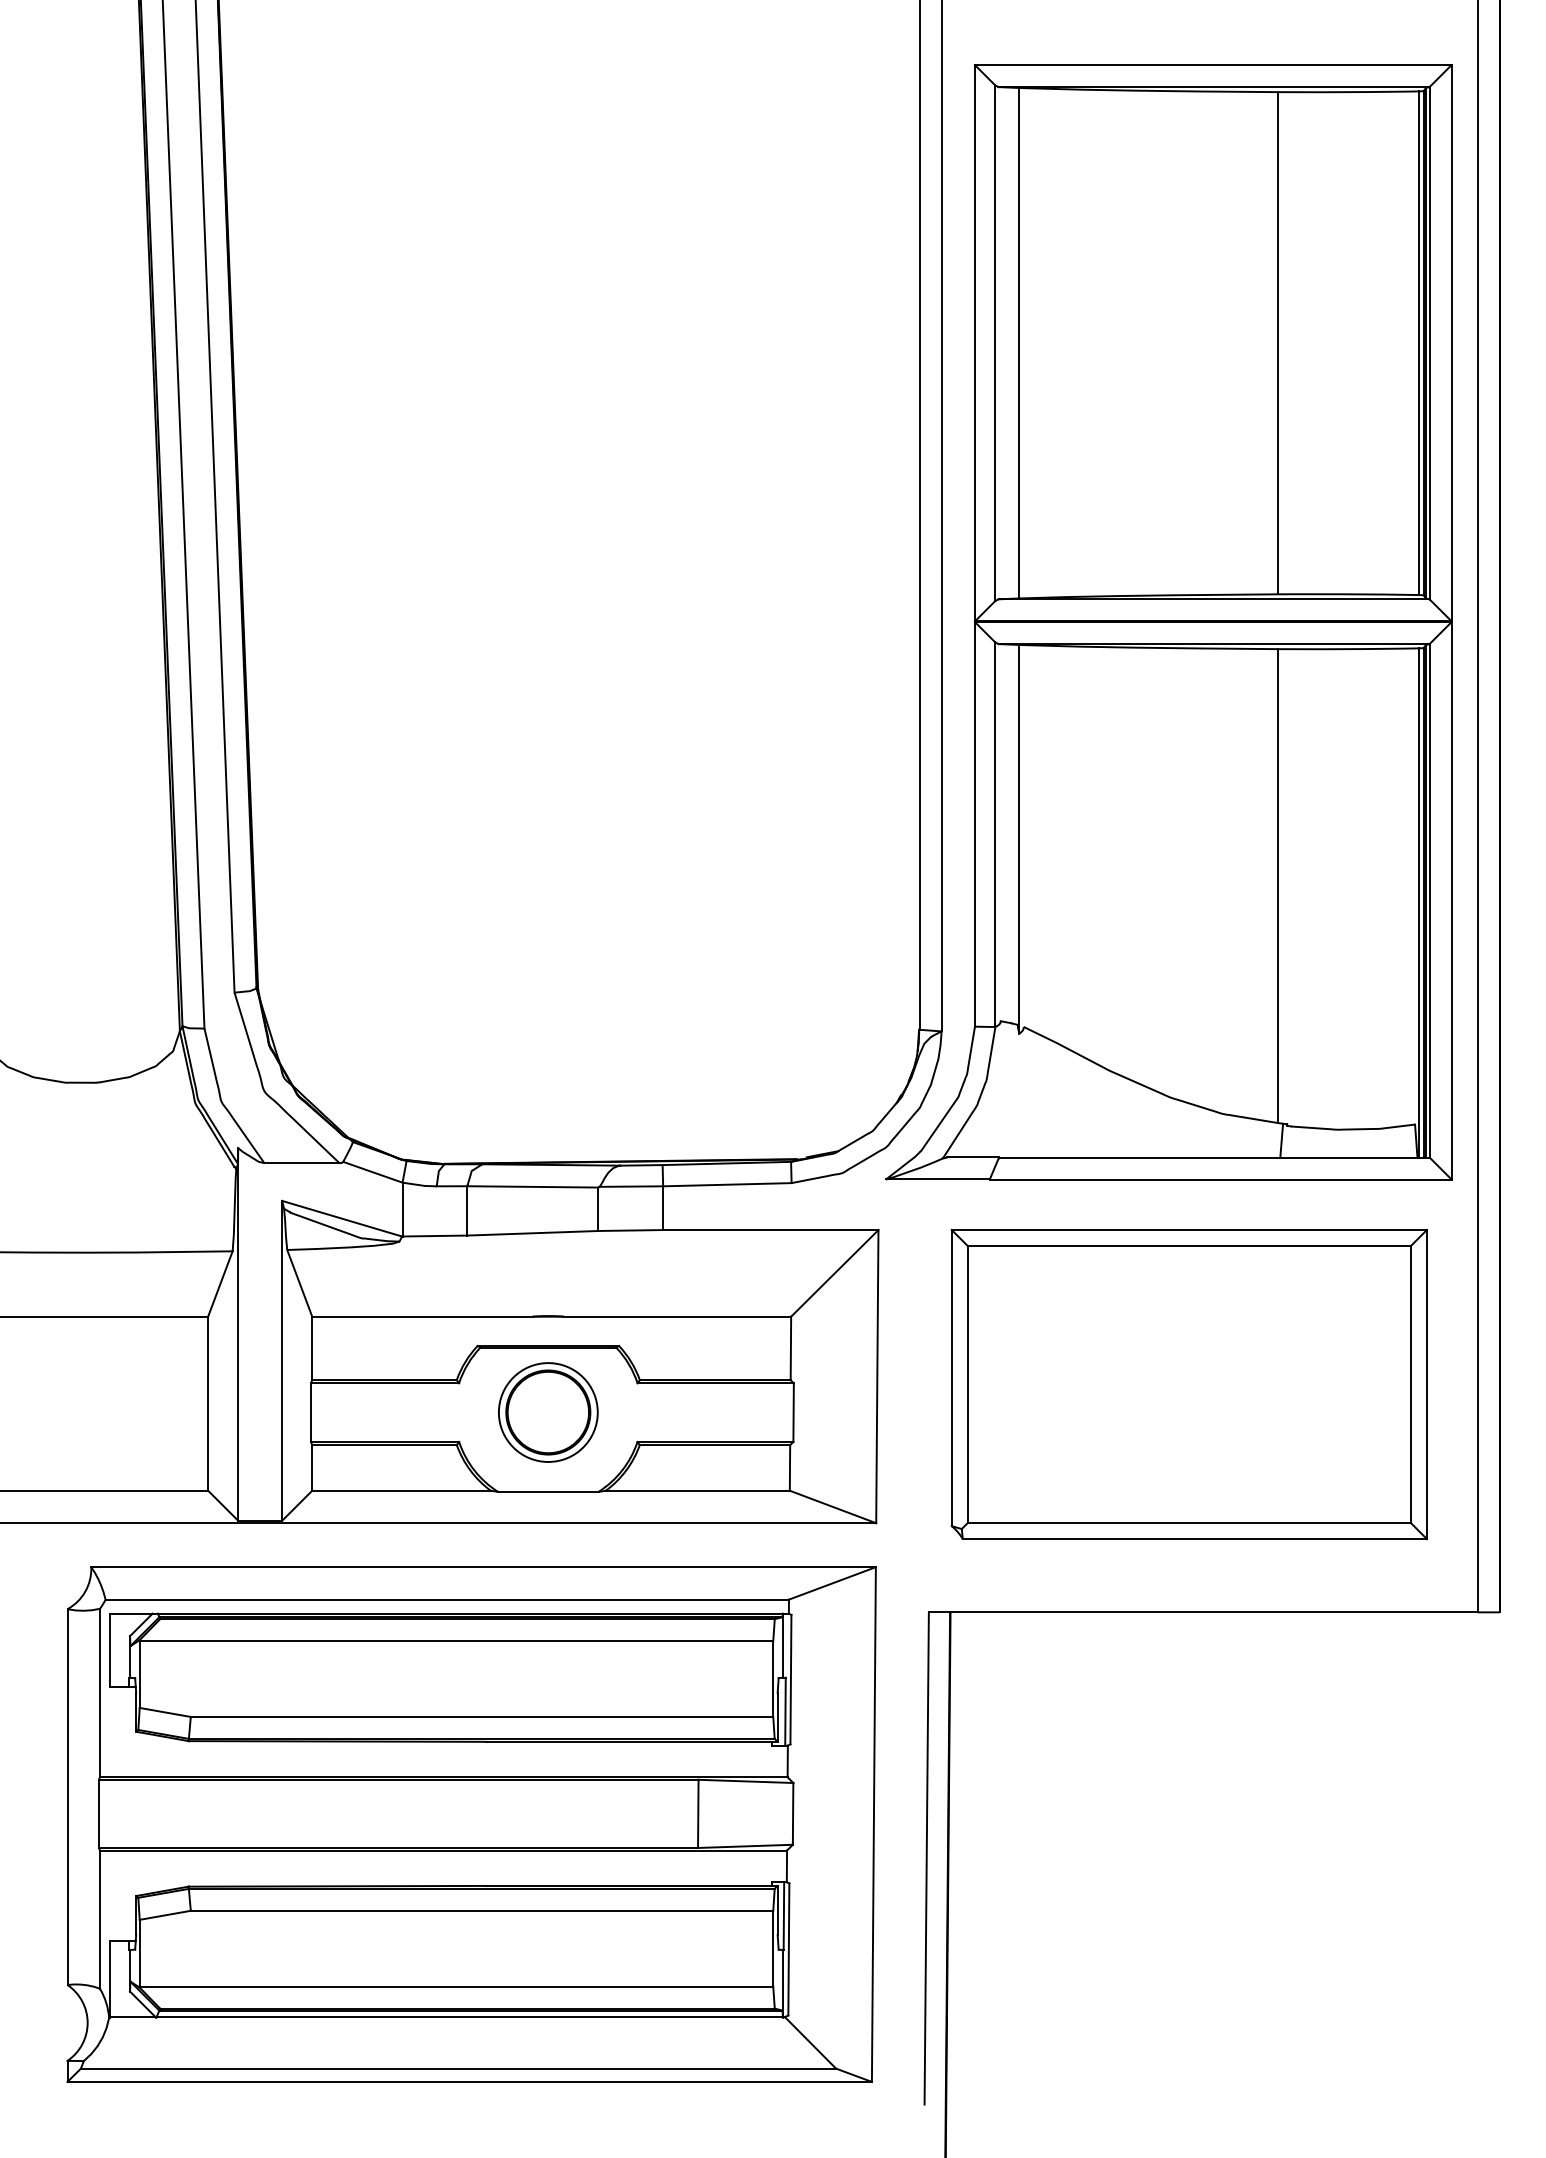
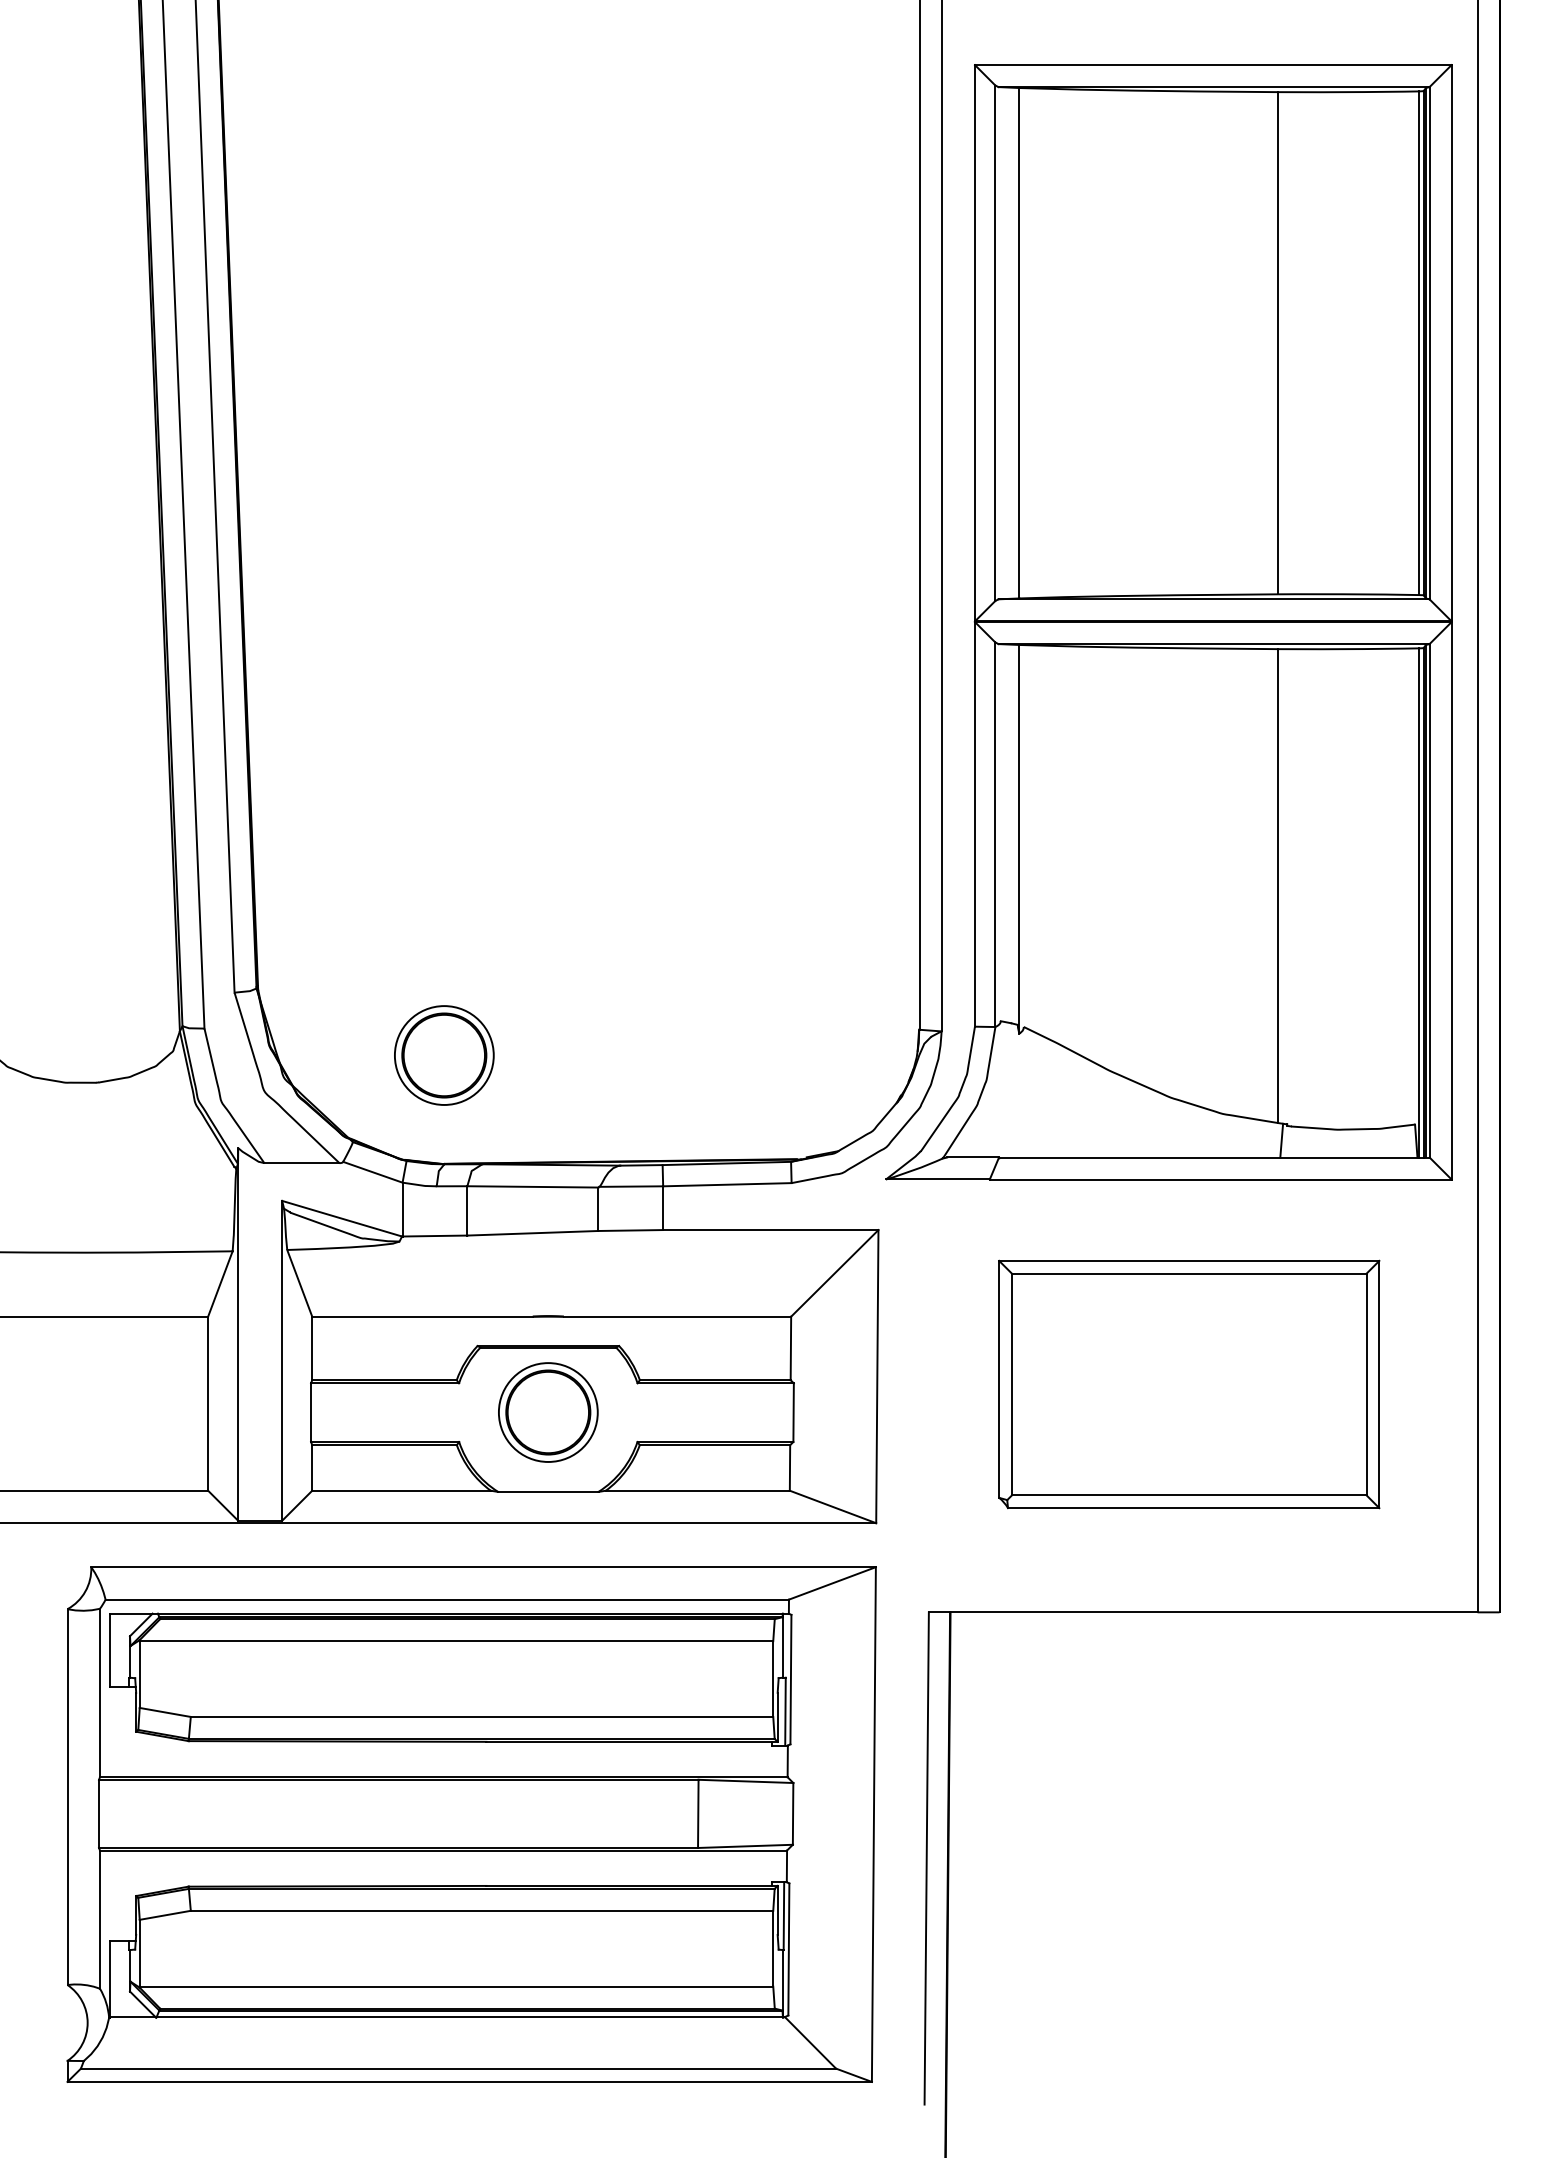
part: none -> present (444, 1055)
part size: 478x311 px -> 383x251 px (1189, 1384)
